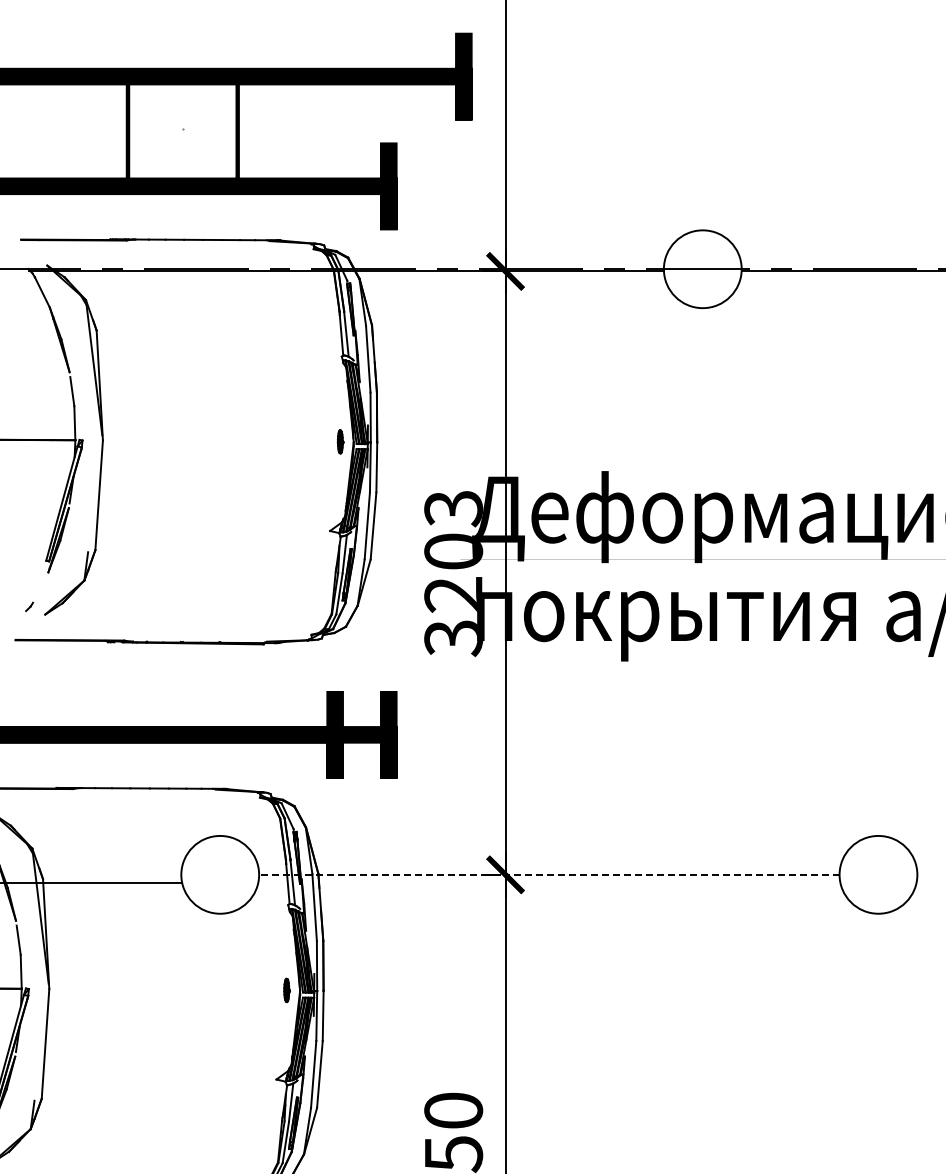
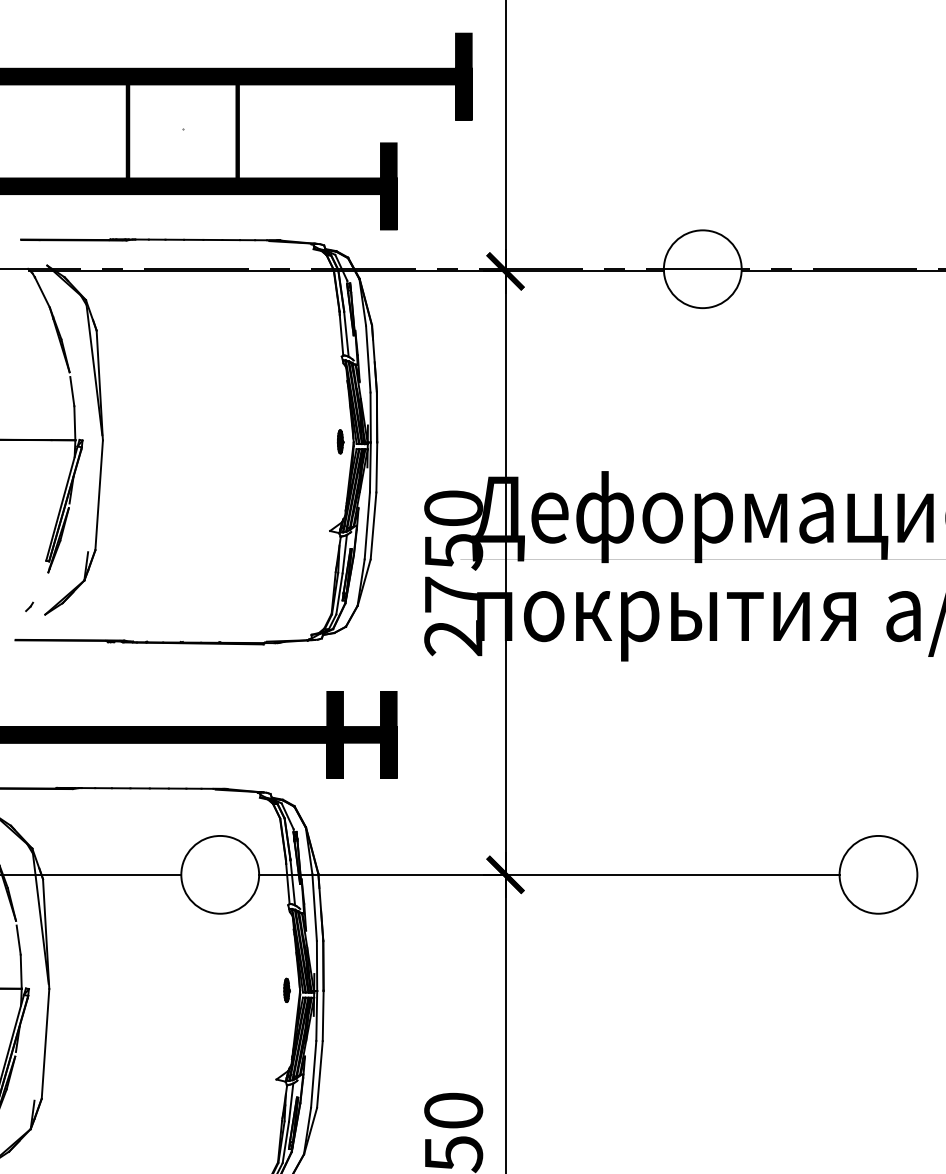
text: 3203 -> 2750 (453, 573)
line: dashed -> solid (548, 874)
line position: (91, 882) -> (91, 874) (91, 874)
